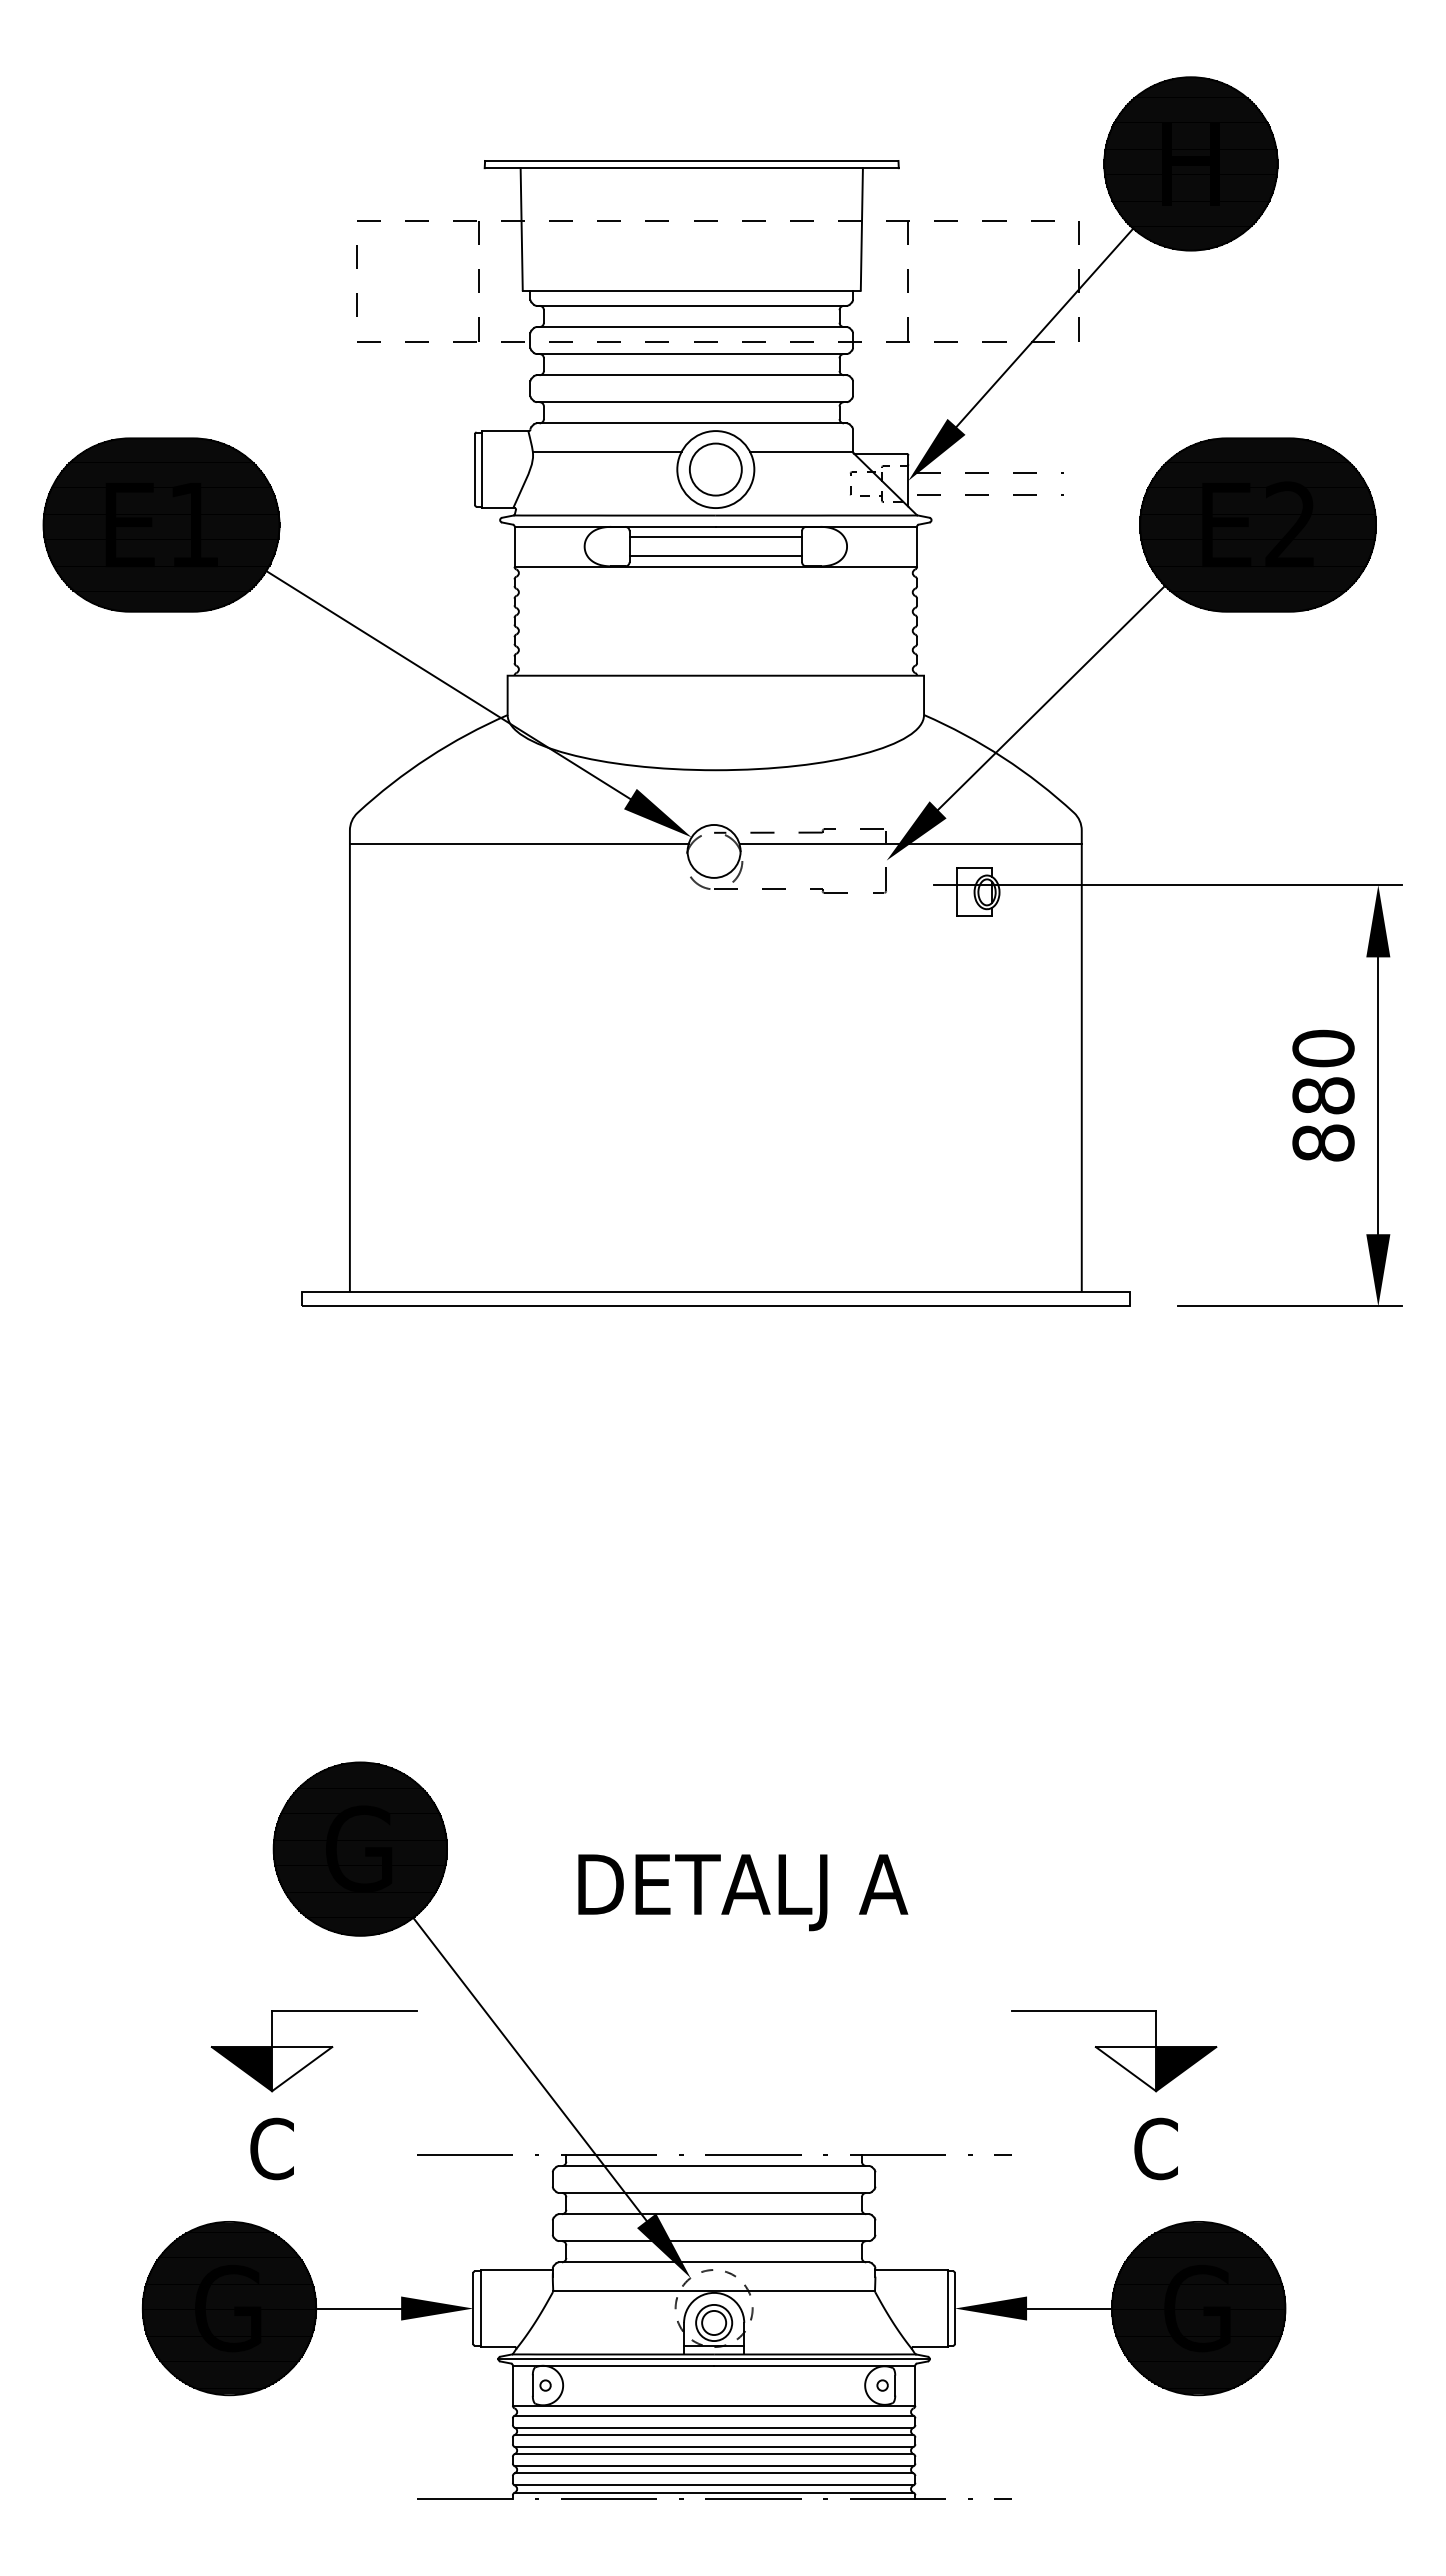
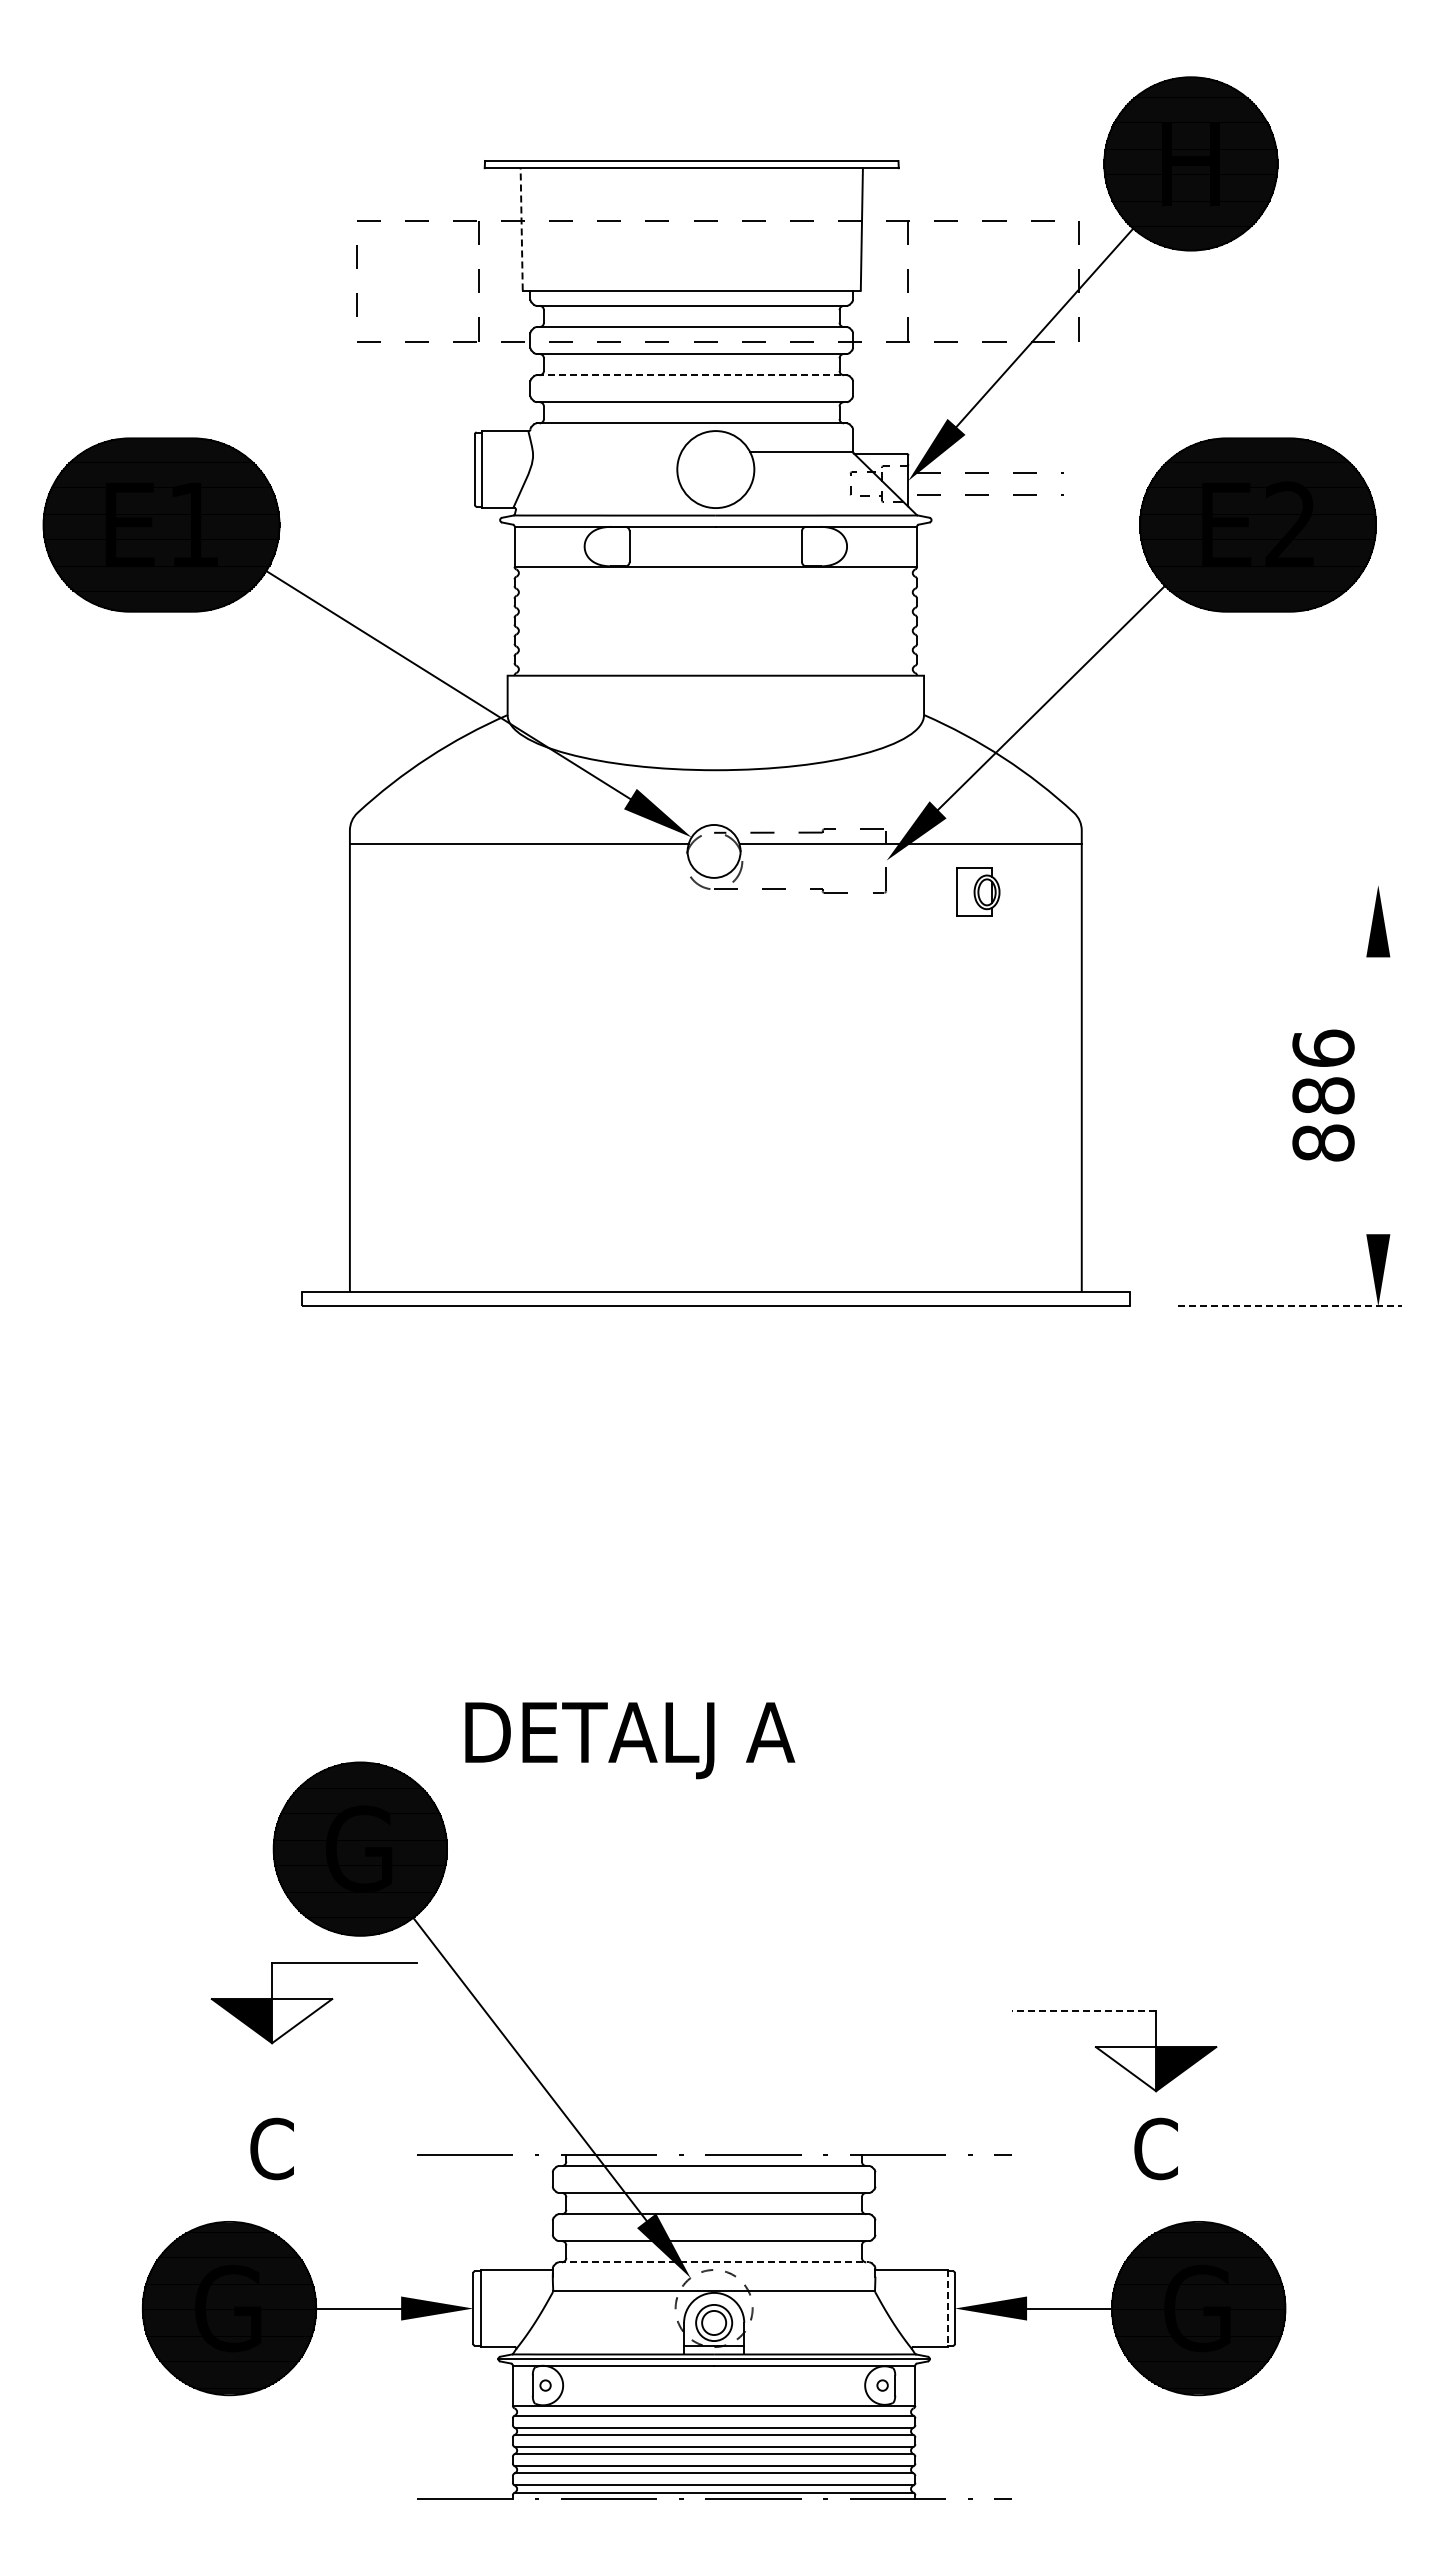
line: solid -> dashed (521, 228)
line: solid -> dashed (692, 375)
line: present -> none (606, 452)
circle: present -> none (715, 469)
line: present -> none (715, 537)
line: present -> none (715, 555)
line: present -> none (1168, 885)
text: 880 -> 886 (1323, 1048)
line: present -> none (1378, 1095)
line: solid -> dashed (1290, 1306)
text position: (743, 1892) -> (630, 1740) (630, 1740)
line: solid -> dashed (1083, 2010)
part position: (313, 2051) -> (313, 2003) (313, 2003)
line: solid -> dashed (714, 2262)
line: solid -> dashed (947, 2308)
